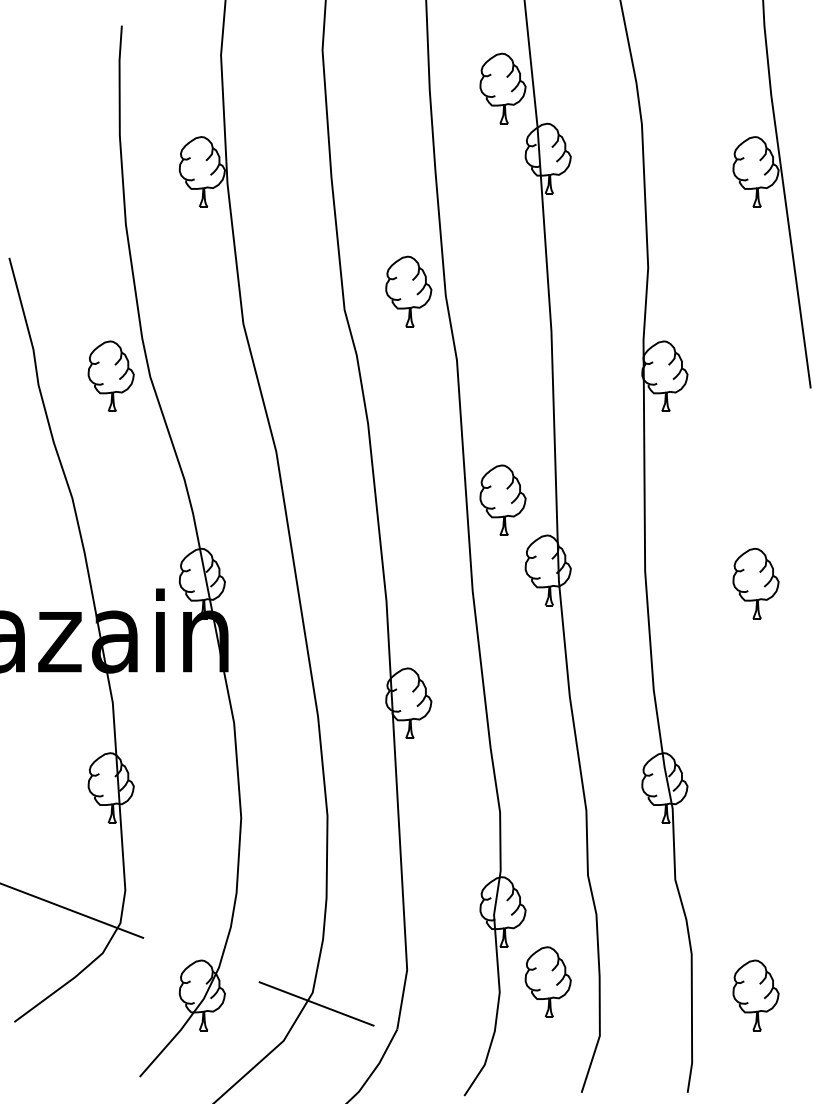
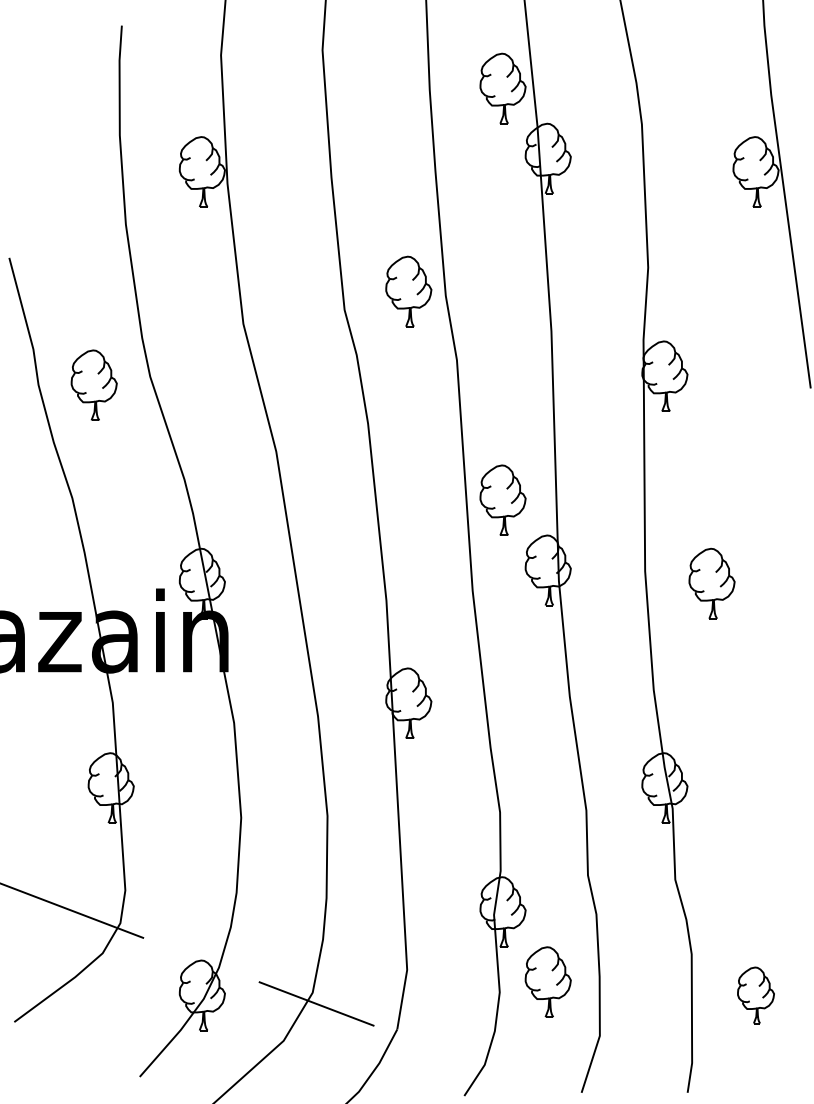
part position: (110, 375) -> (93, 384) (93, 384)
part position: (755, 583) -> (711, 583) (711, 583)
part size: 48x73 px -> 38x59 px (755, 995)
